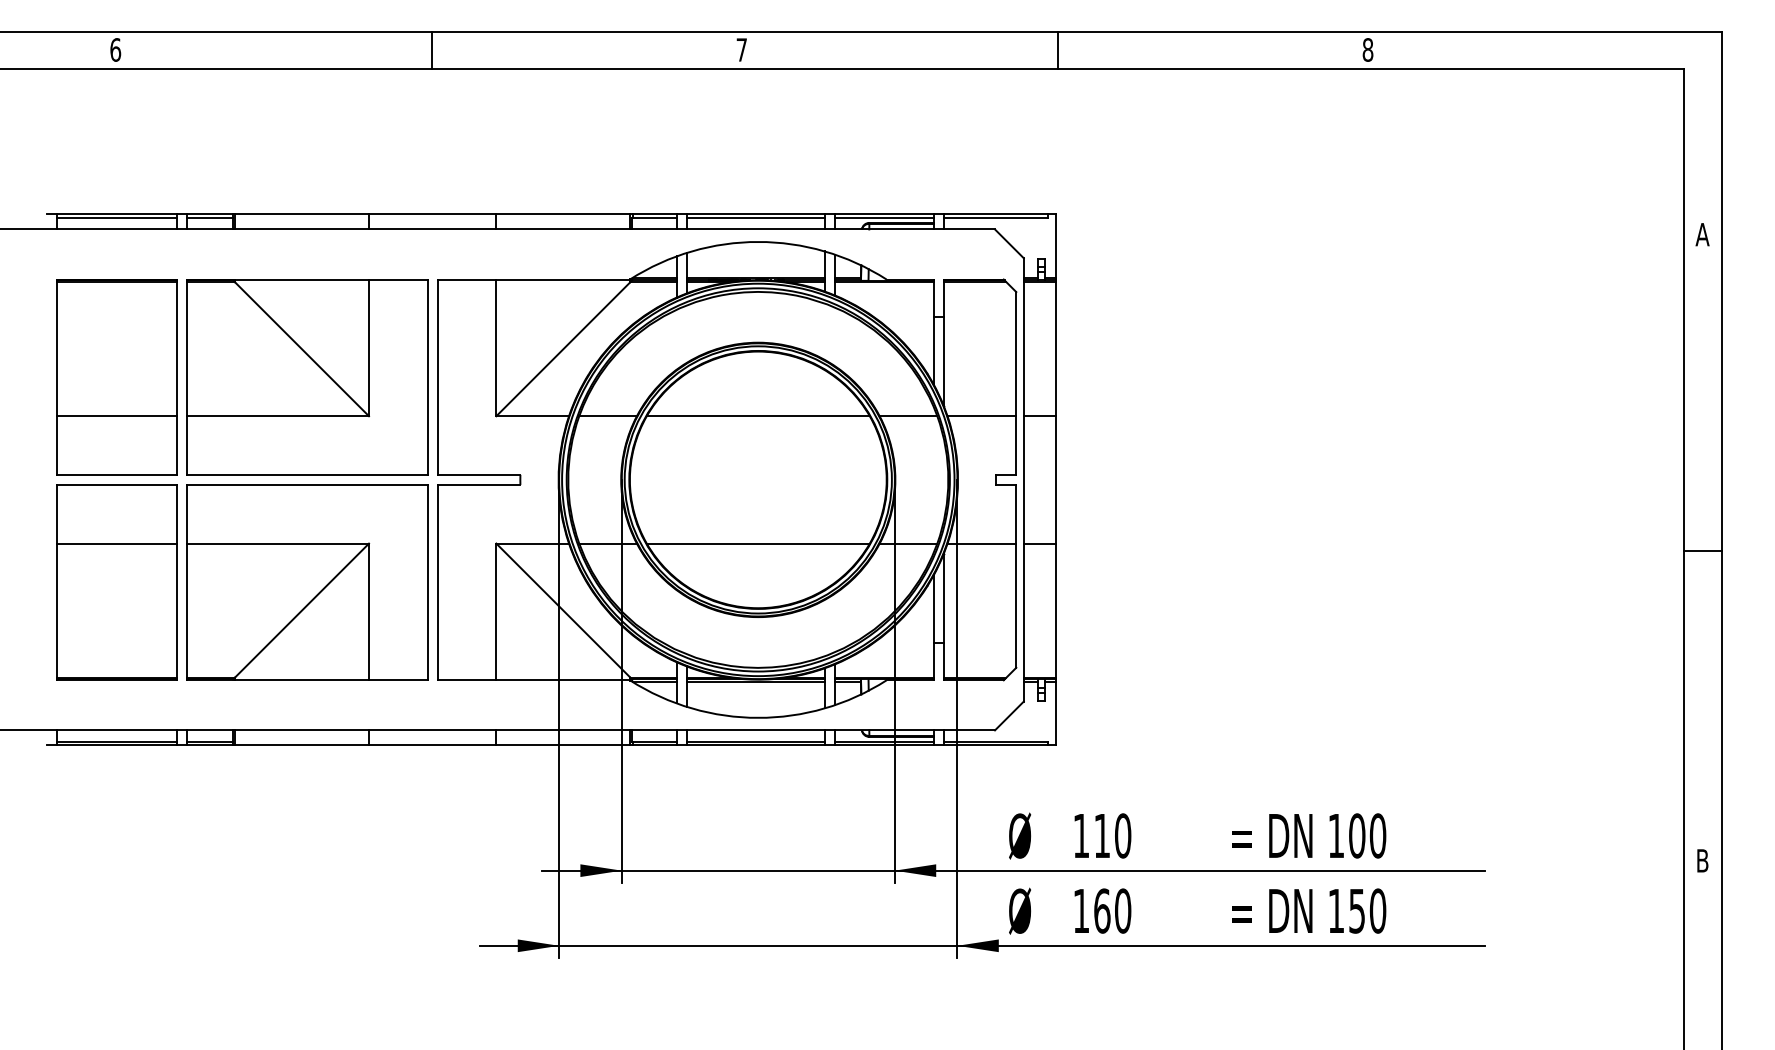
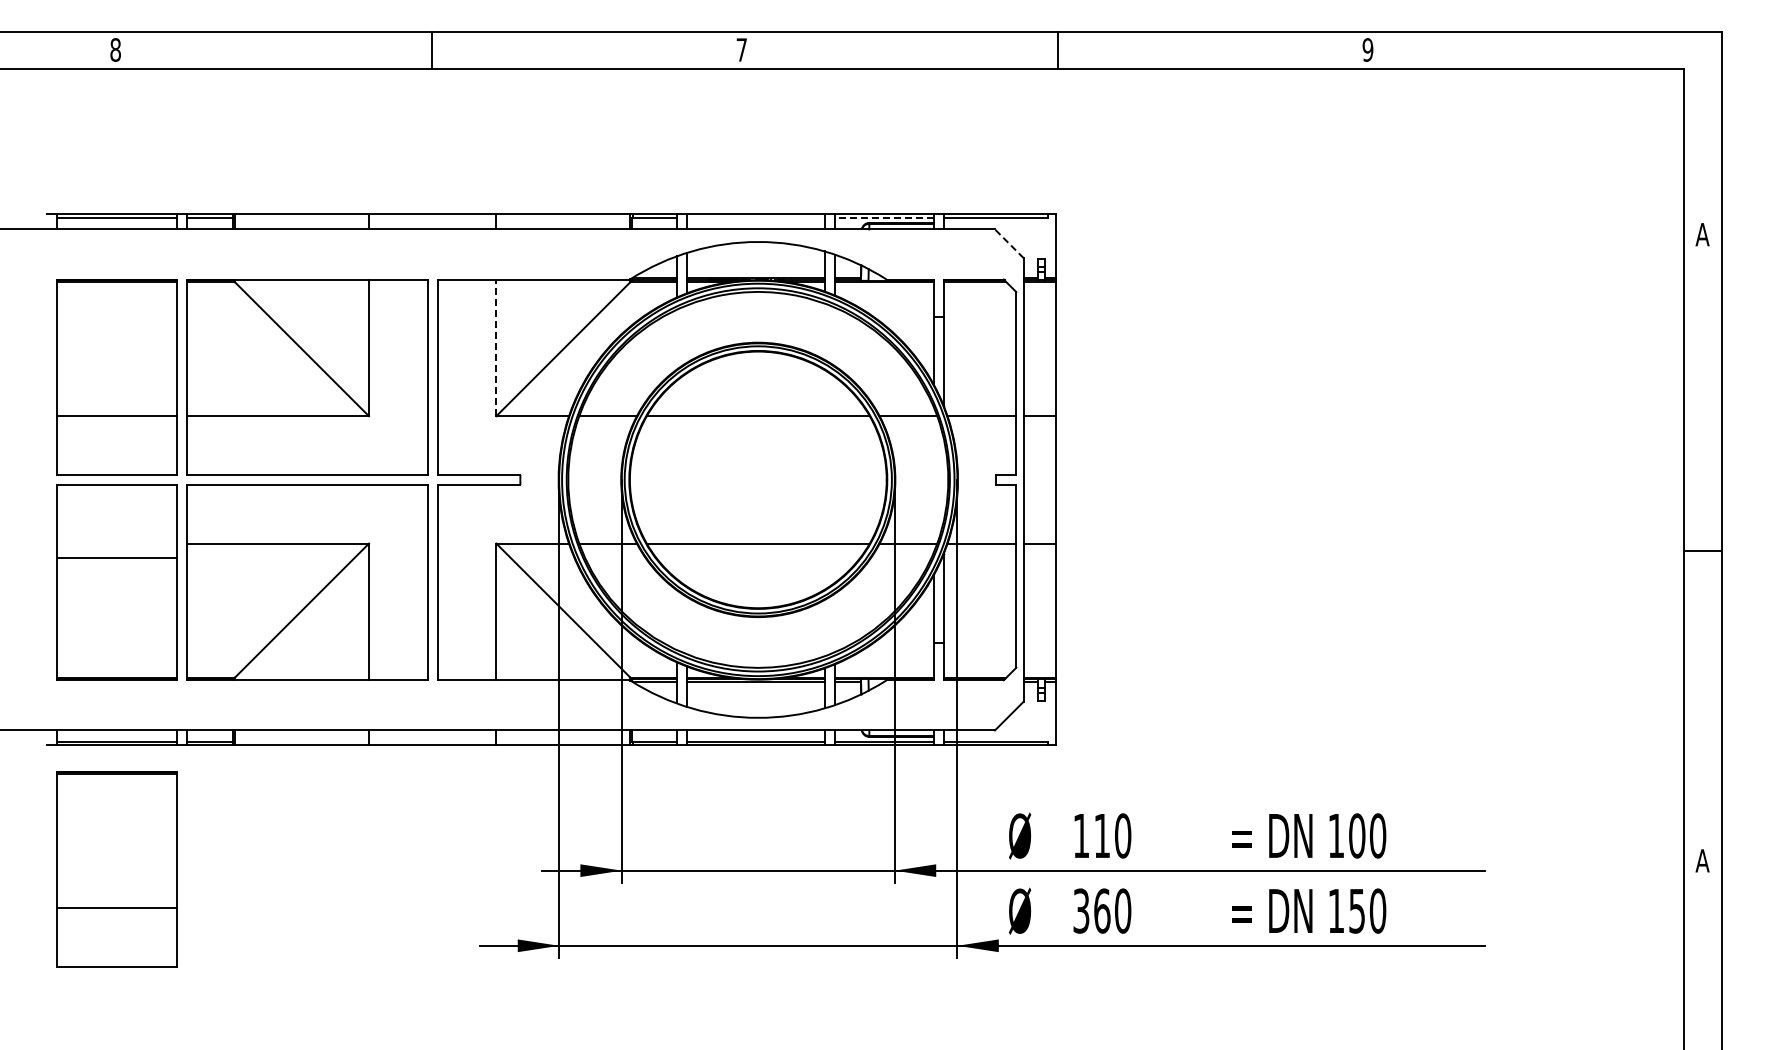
text: 6 -> 8 (115, 49)
text: 8 -> 9 (1367, 49)
line: present -> none (755, 218)
line: solid -> dashed (883, 218)
line: solid -> dashed (1009, 243)
line: solid -> dashed (496, 347)
line position: (116, 543) -> (116, 557) (116, 557)
text: B -> A (1702, 860)
part: none -> present (116, 869)
text: 160 -> 360 (1081, 910)
